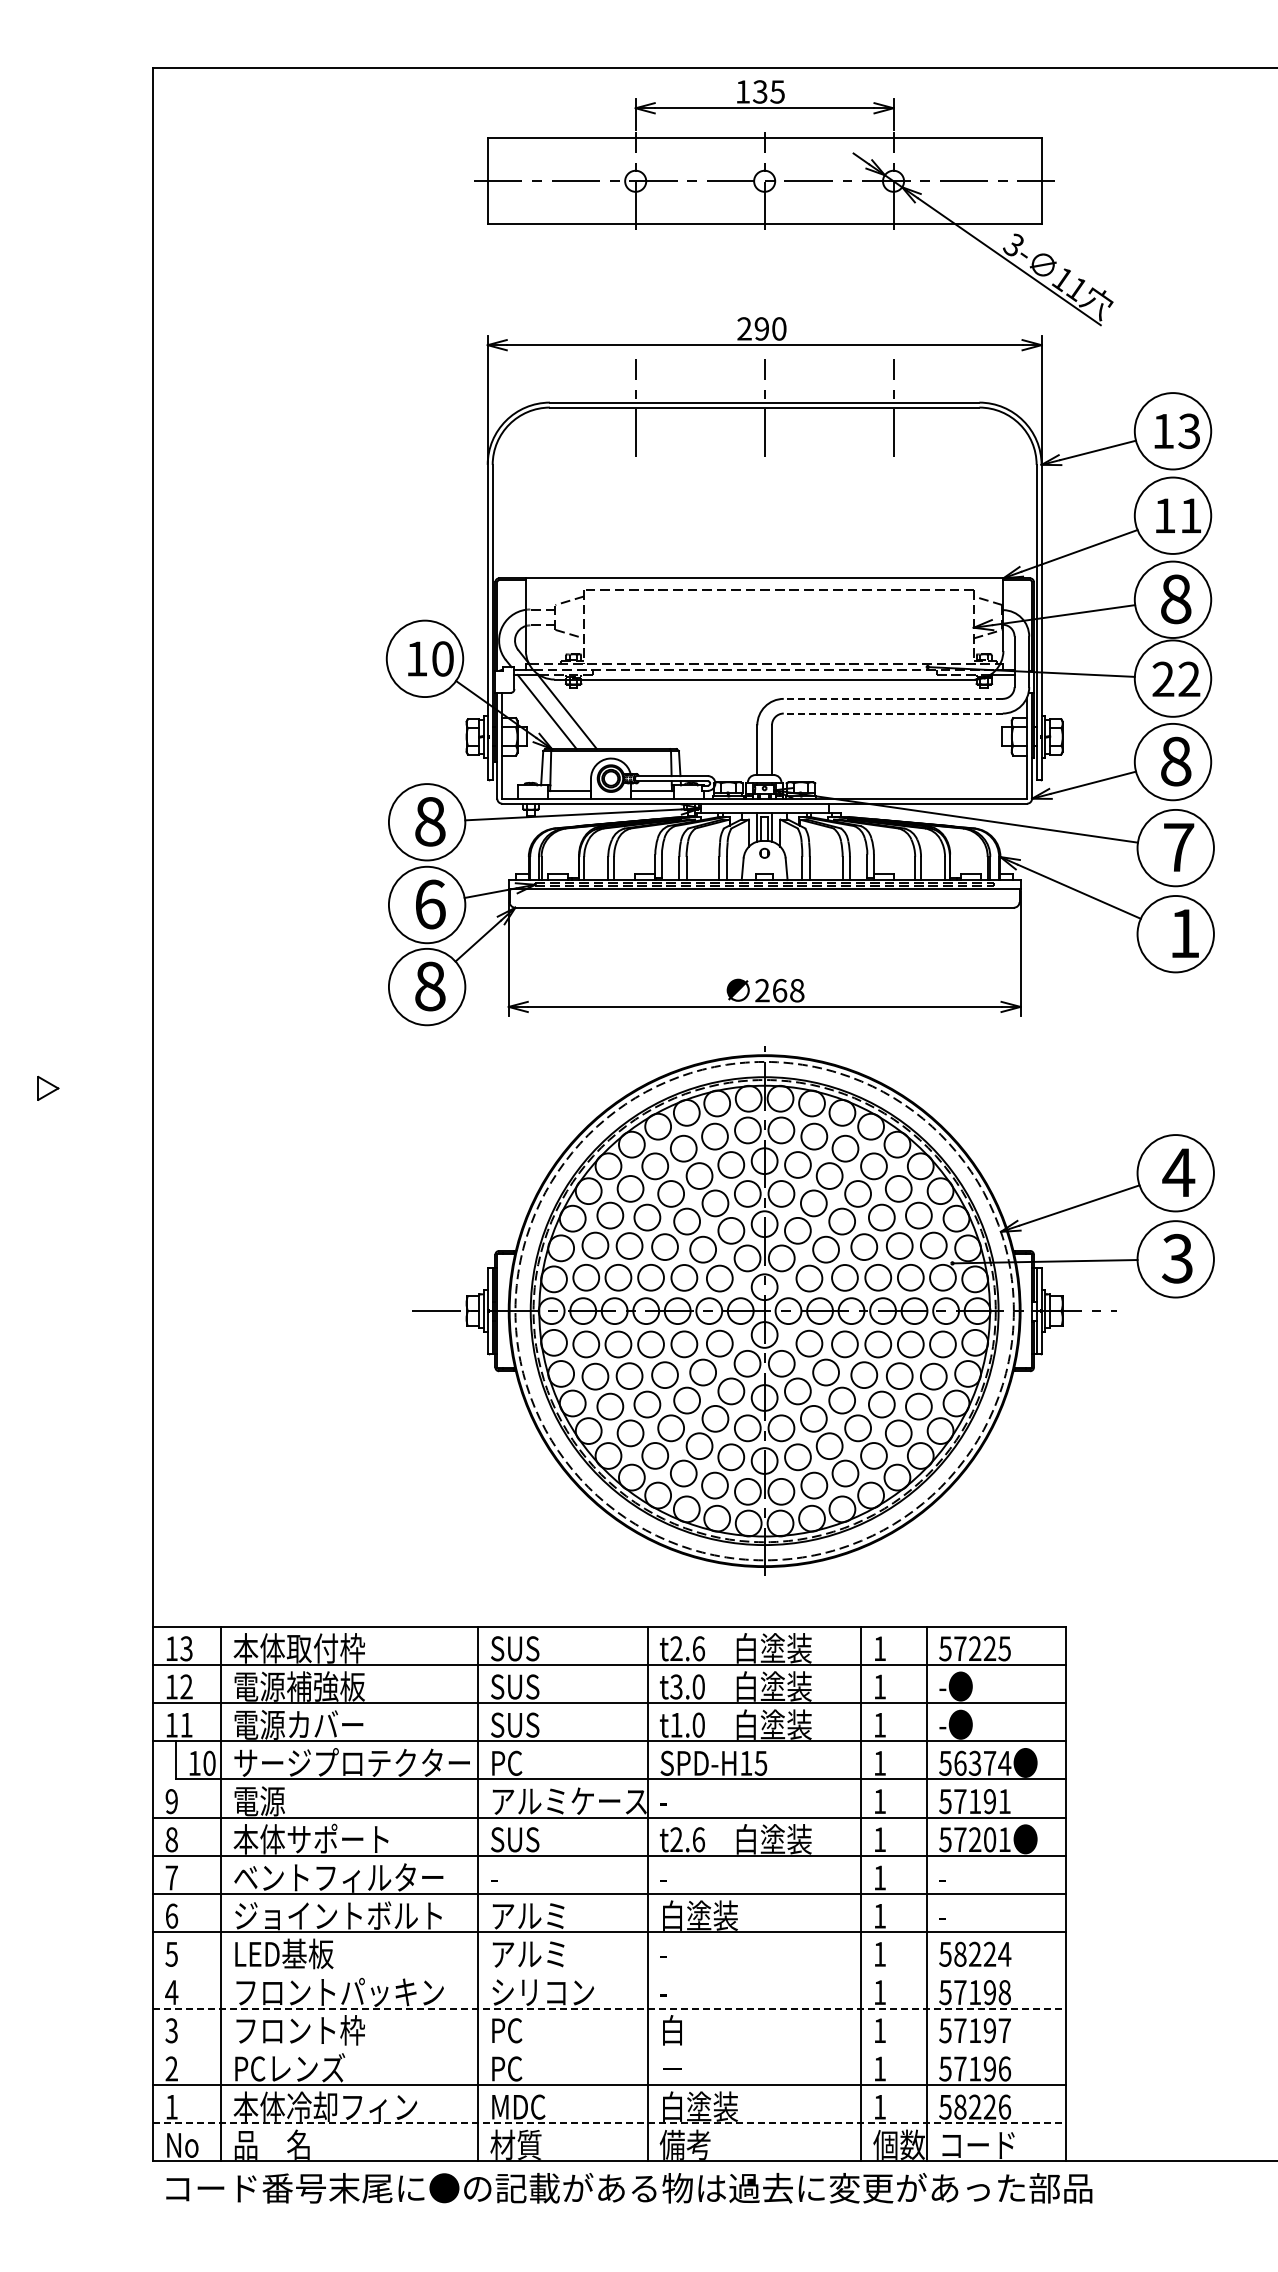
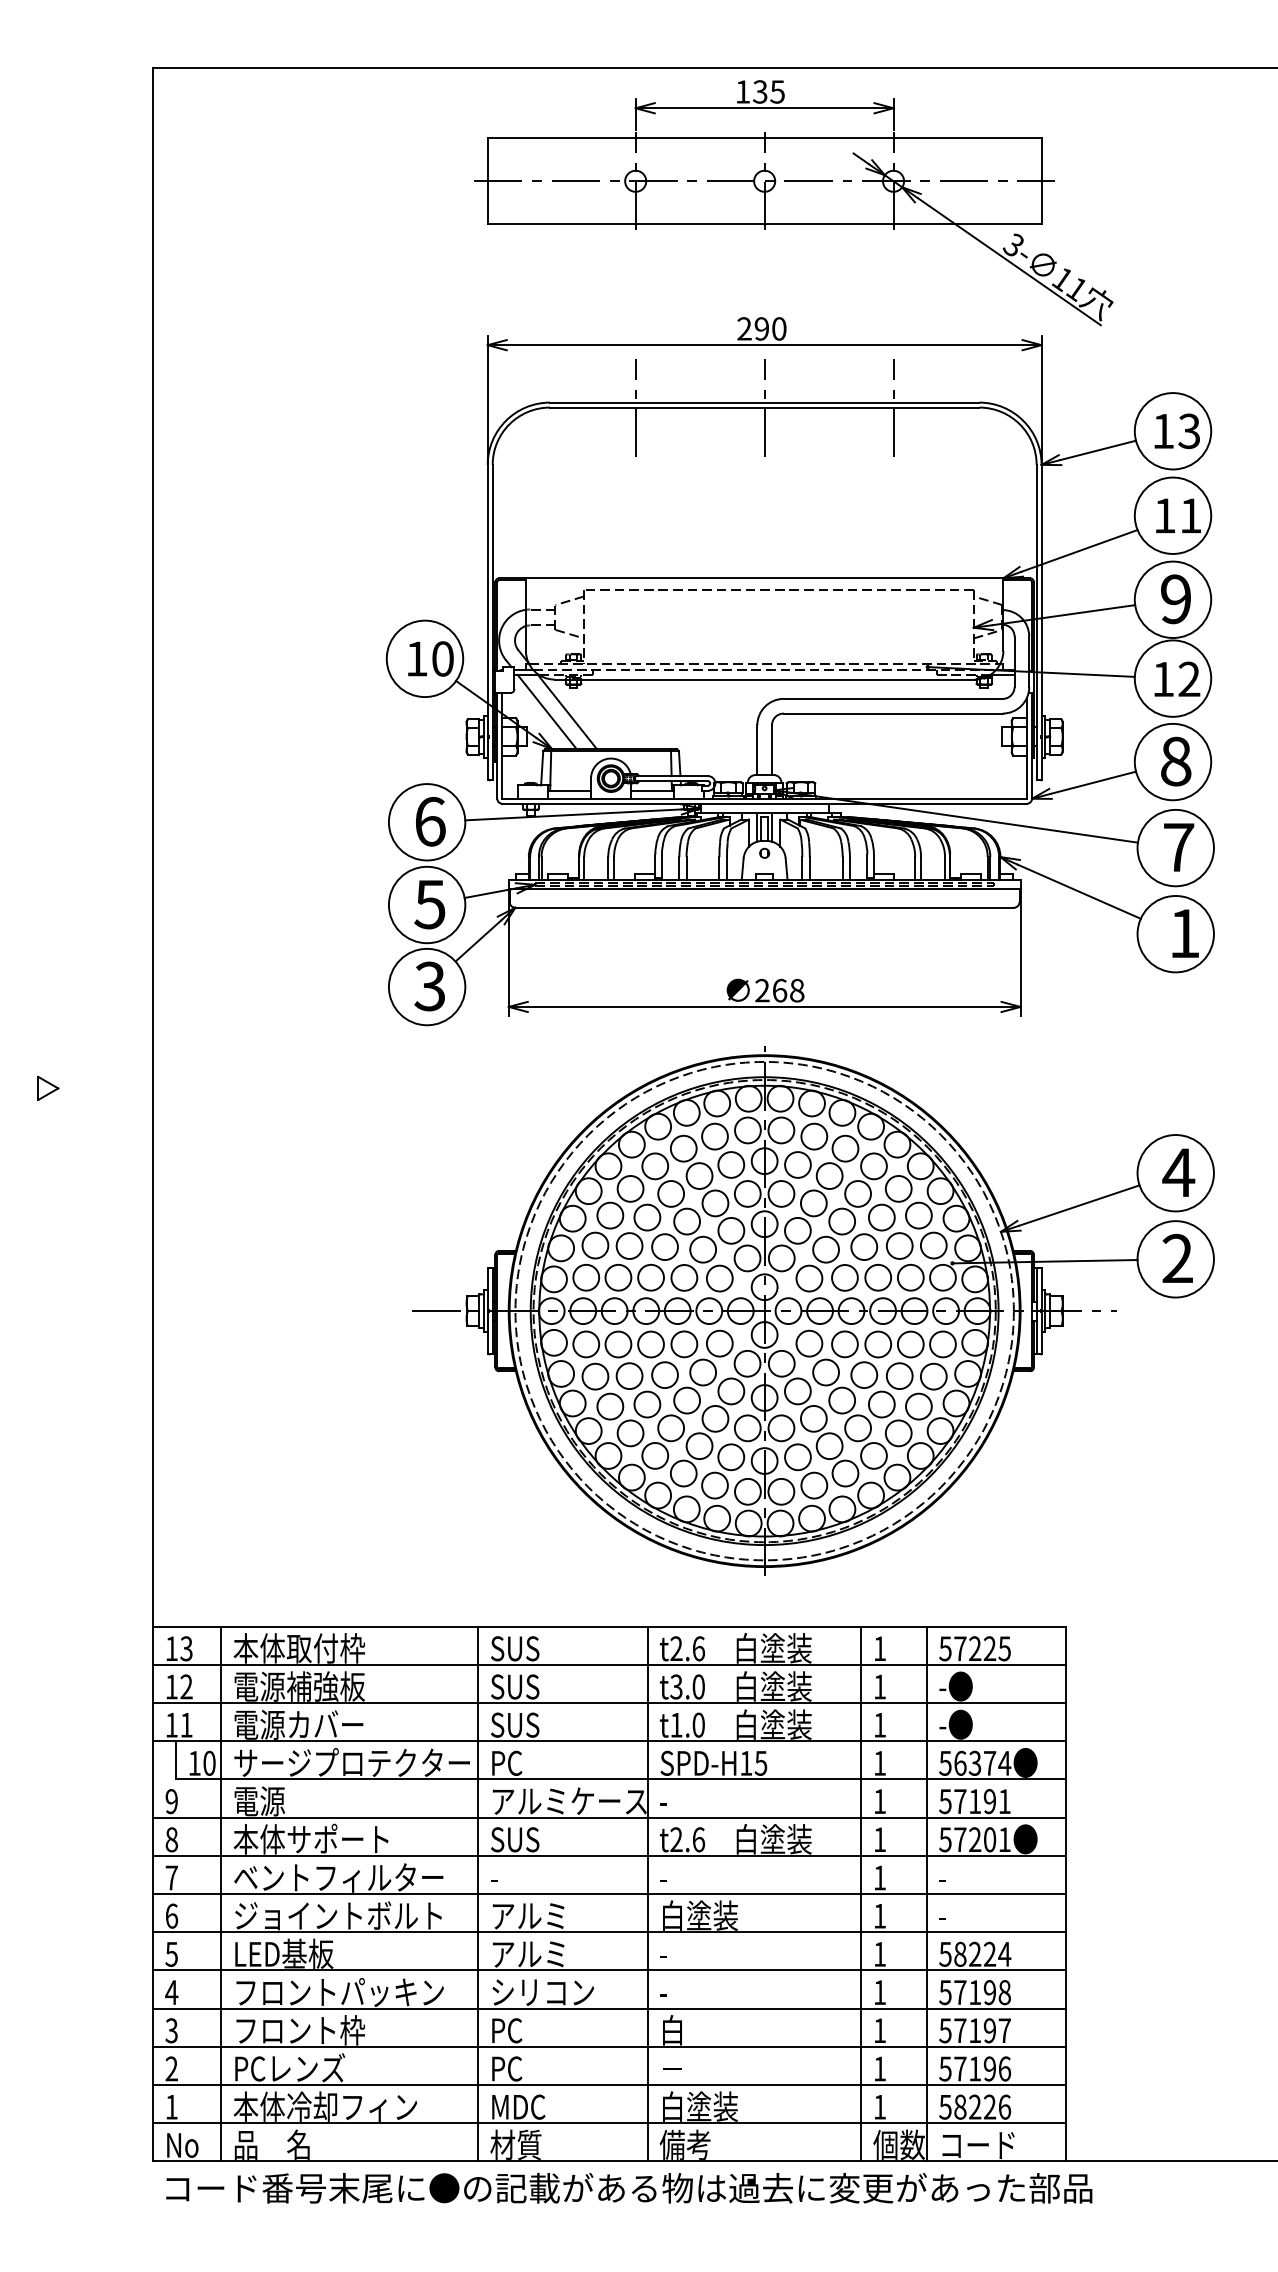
text: 8 -> 9 (1176, 599)
text: 22 -> 12 (1163, 678)
line: dashed -> solid (893, 698)
line: dashed -> solid (893, 713)
text: 8 -> 6 (430, 821)
text: 6 -> 5 (429, 904)
text: 8 -> 3 (429, 986)
text: 3 -> 2 (1177, 1258)
line: none -> present (609, 1970)
line: dashed -> solid (609, 2008)
line: none -> present (609, 2046)
line: dashed -> solid (609, 2123)
